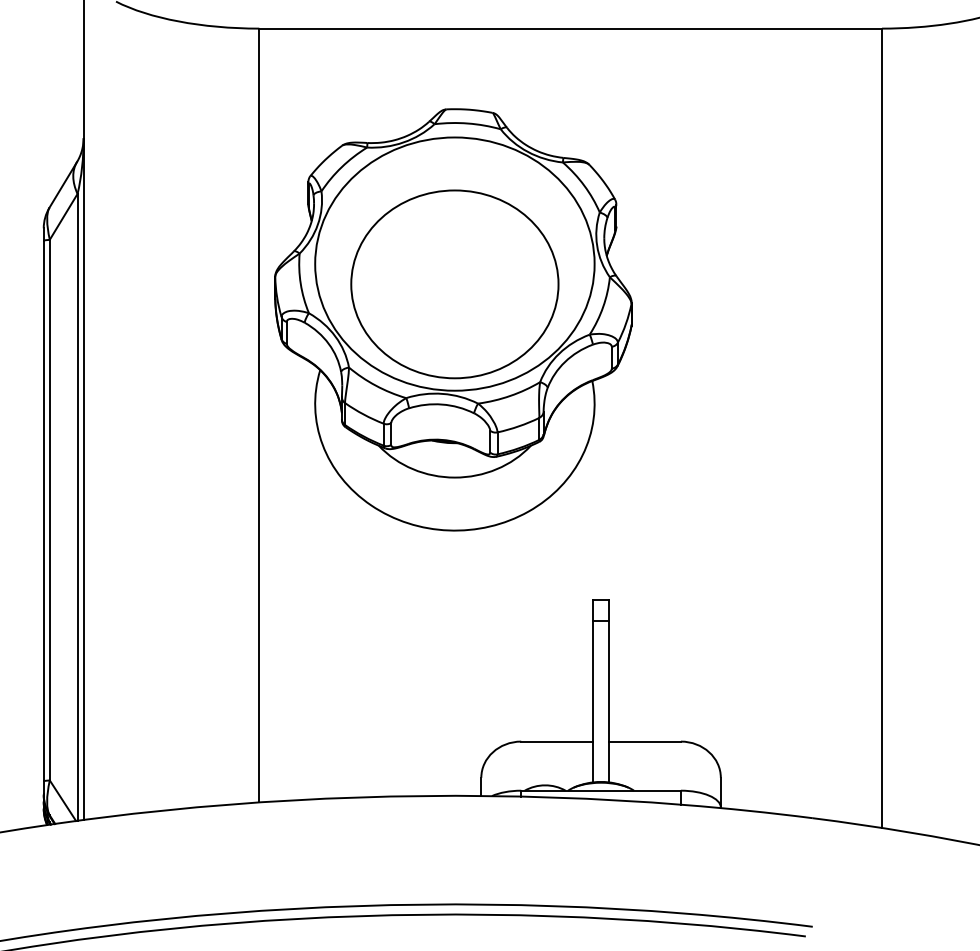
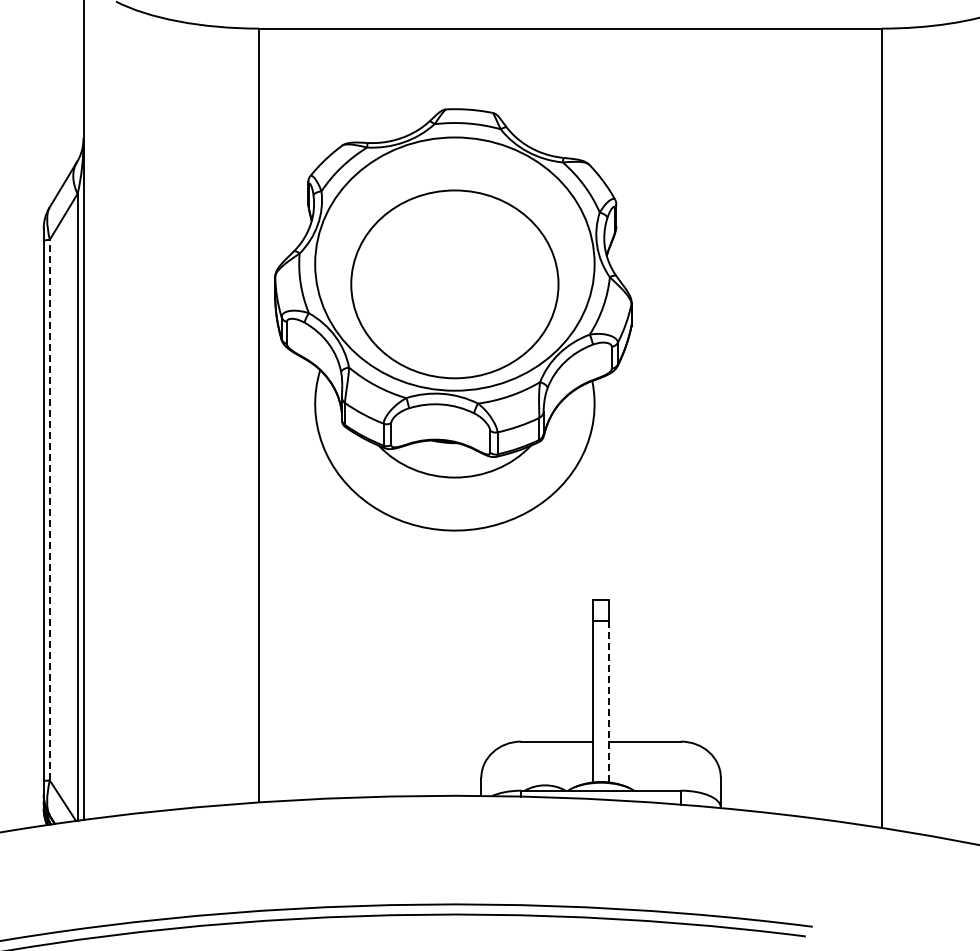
line: solid -> dashed (49, 509)
line: solid -> dashed (609, 701)
